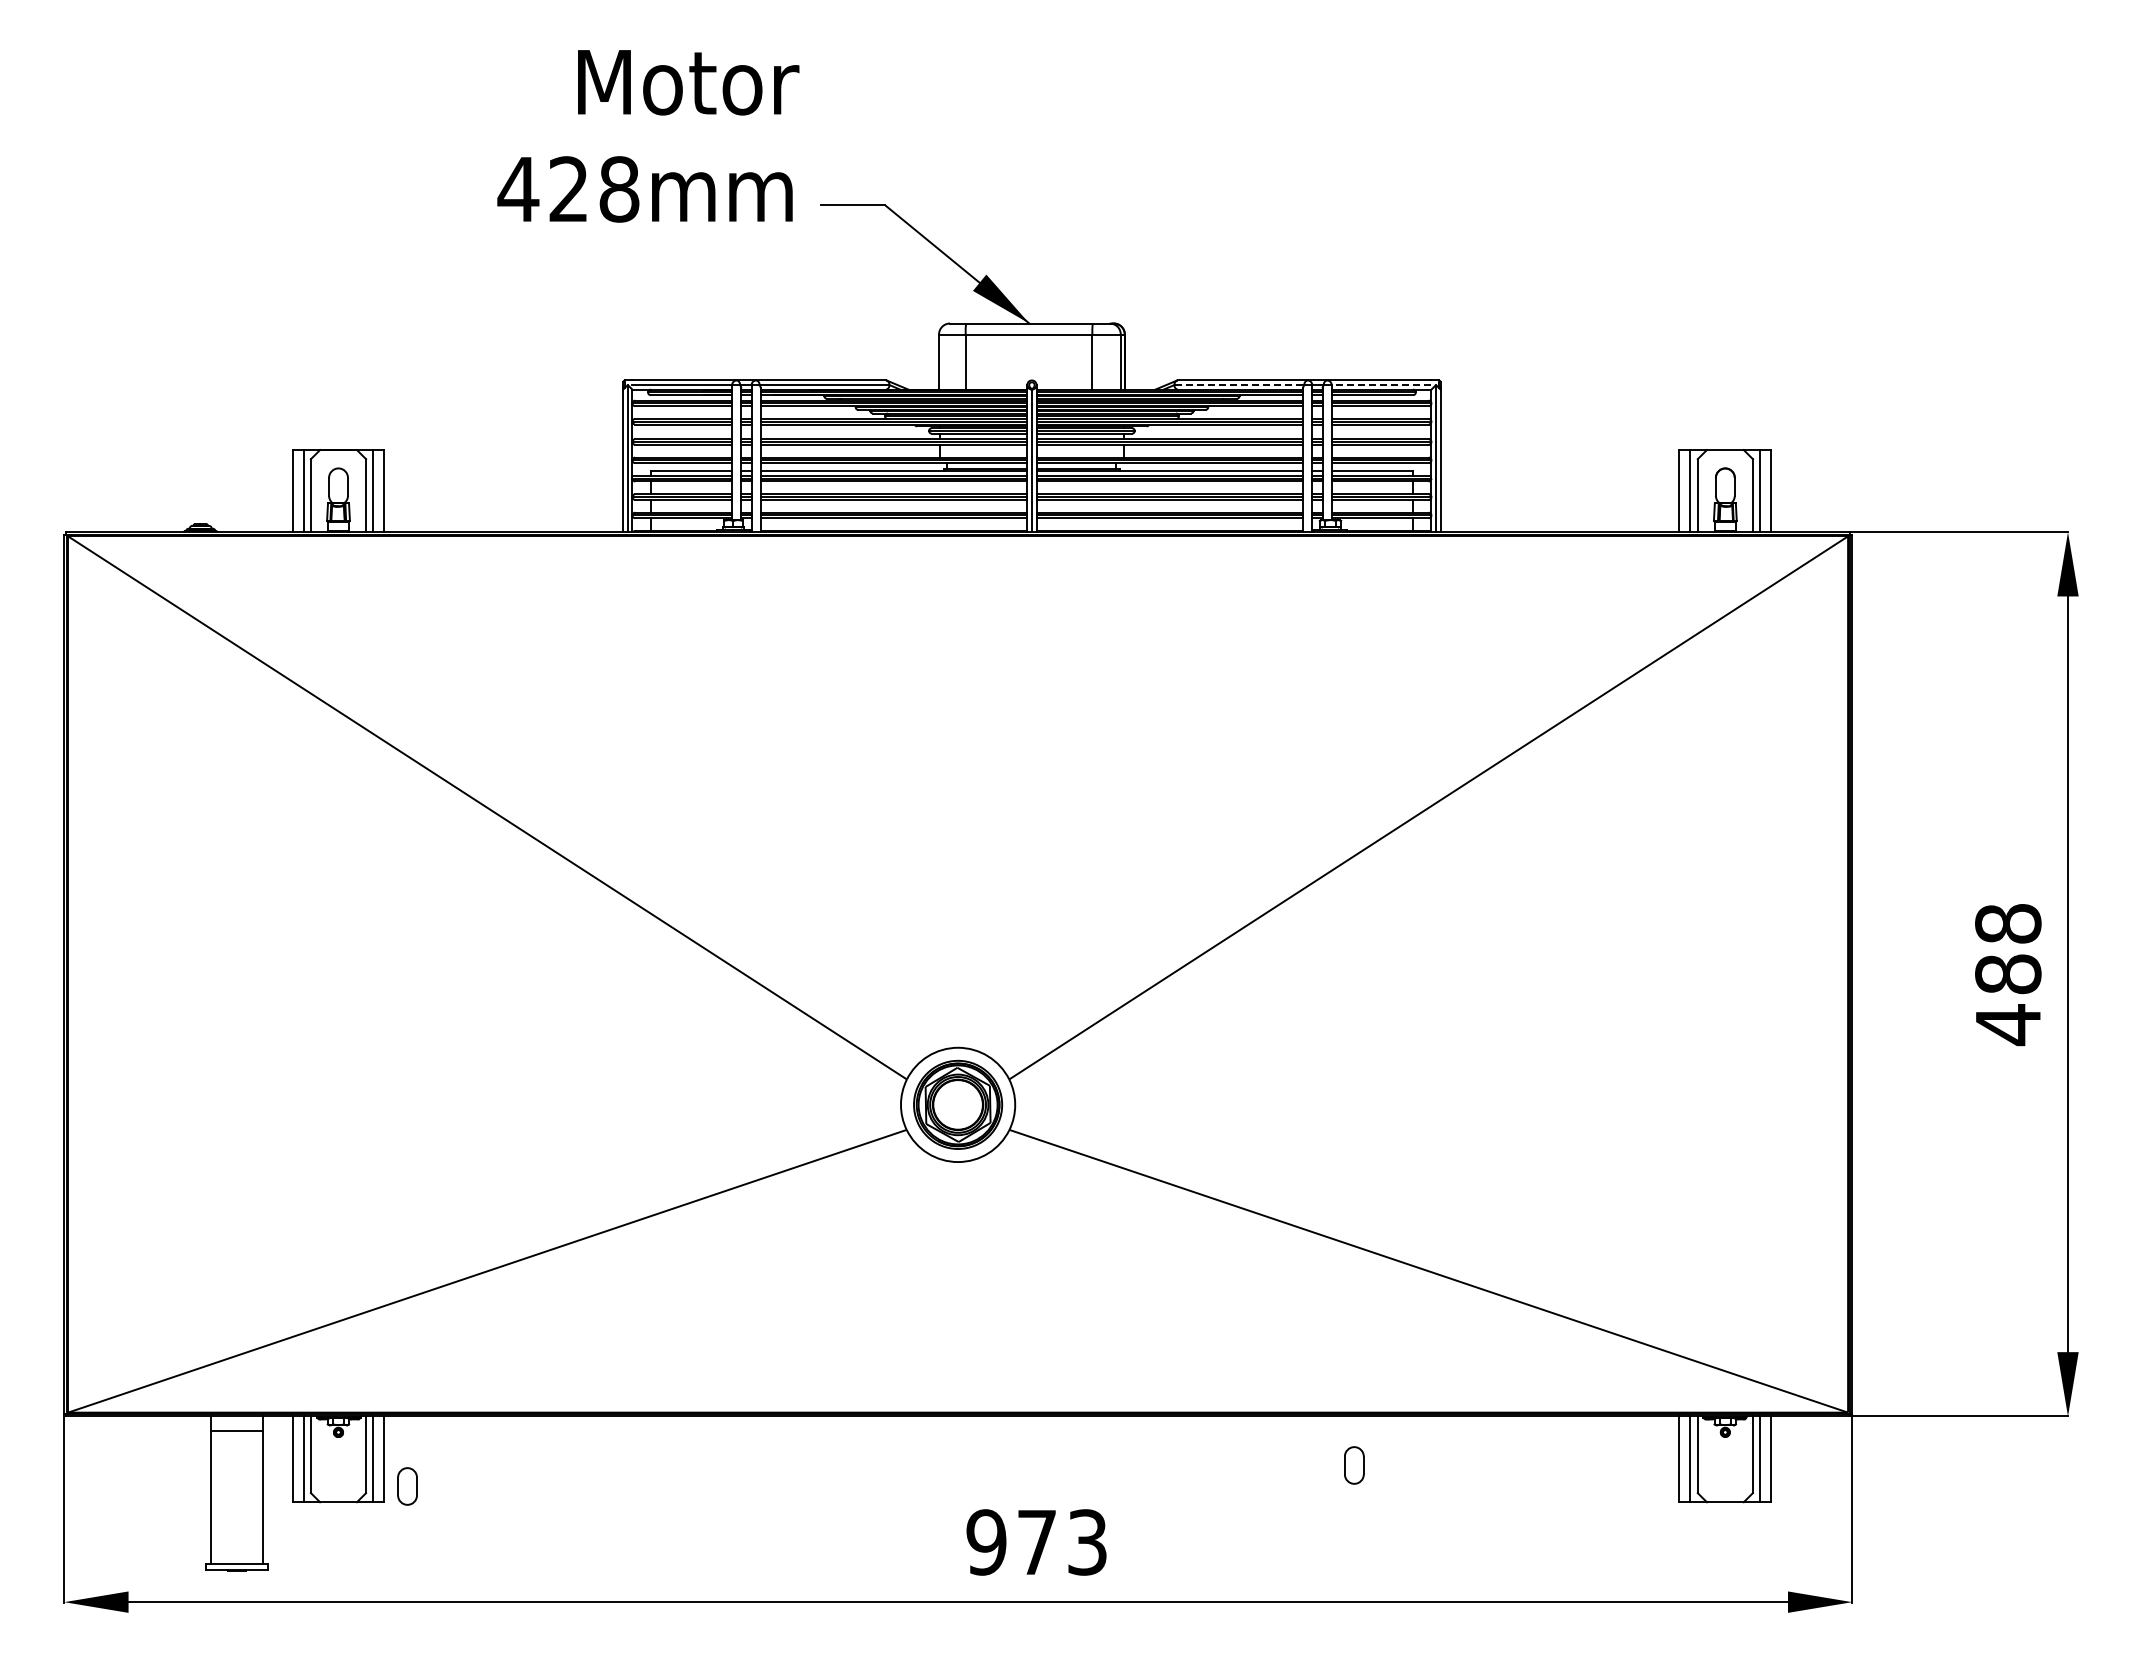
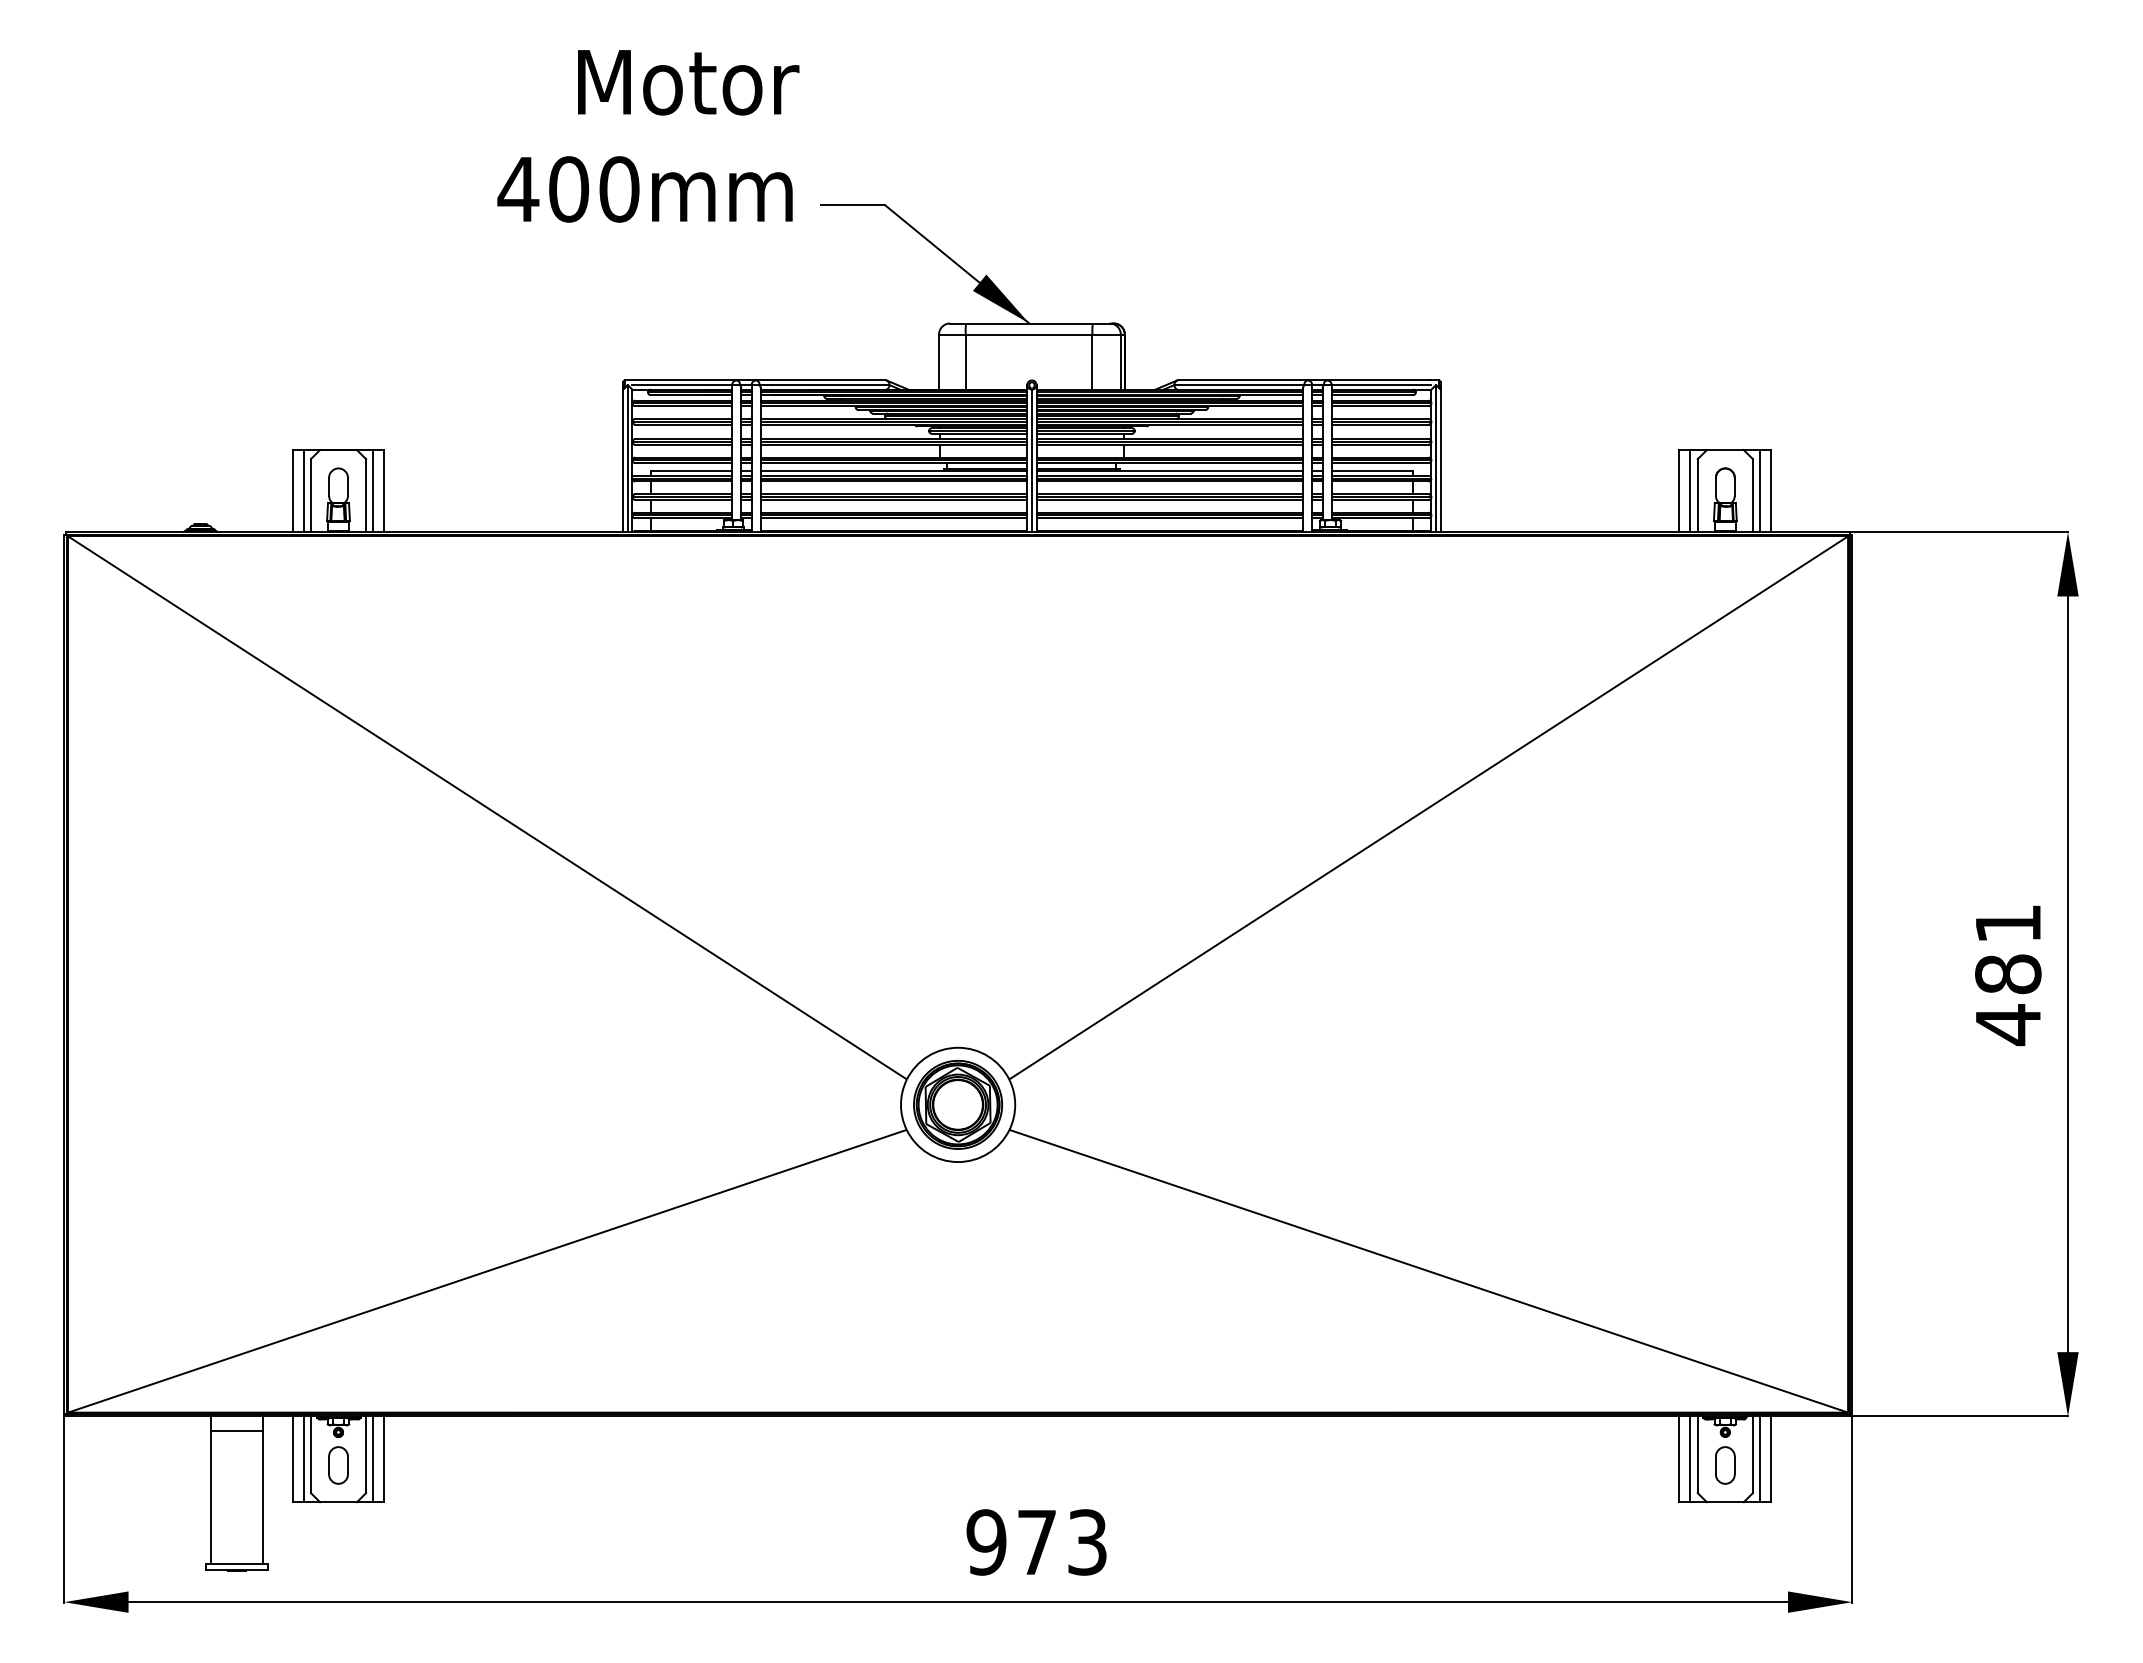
text: 428mm -> 400mm (594, 189)
line: dashed -> solid (1239, 385)
line: dashed -> solid (1381, 385)
text: 488 -> 481 (2008, 923)
part position: (1354, 1465) -> (1725, 1465) (1725, 1465)
part position: (407, 1486) -> (338, 1465) (338, 1465)
